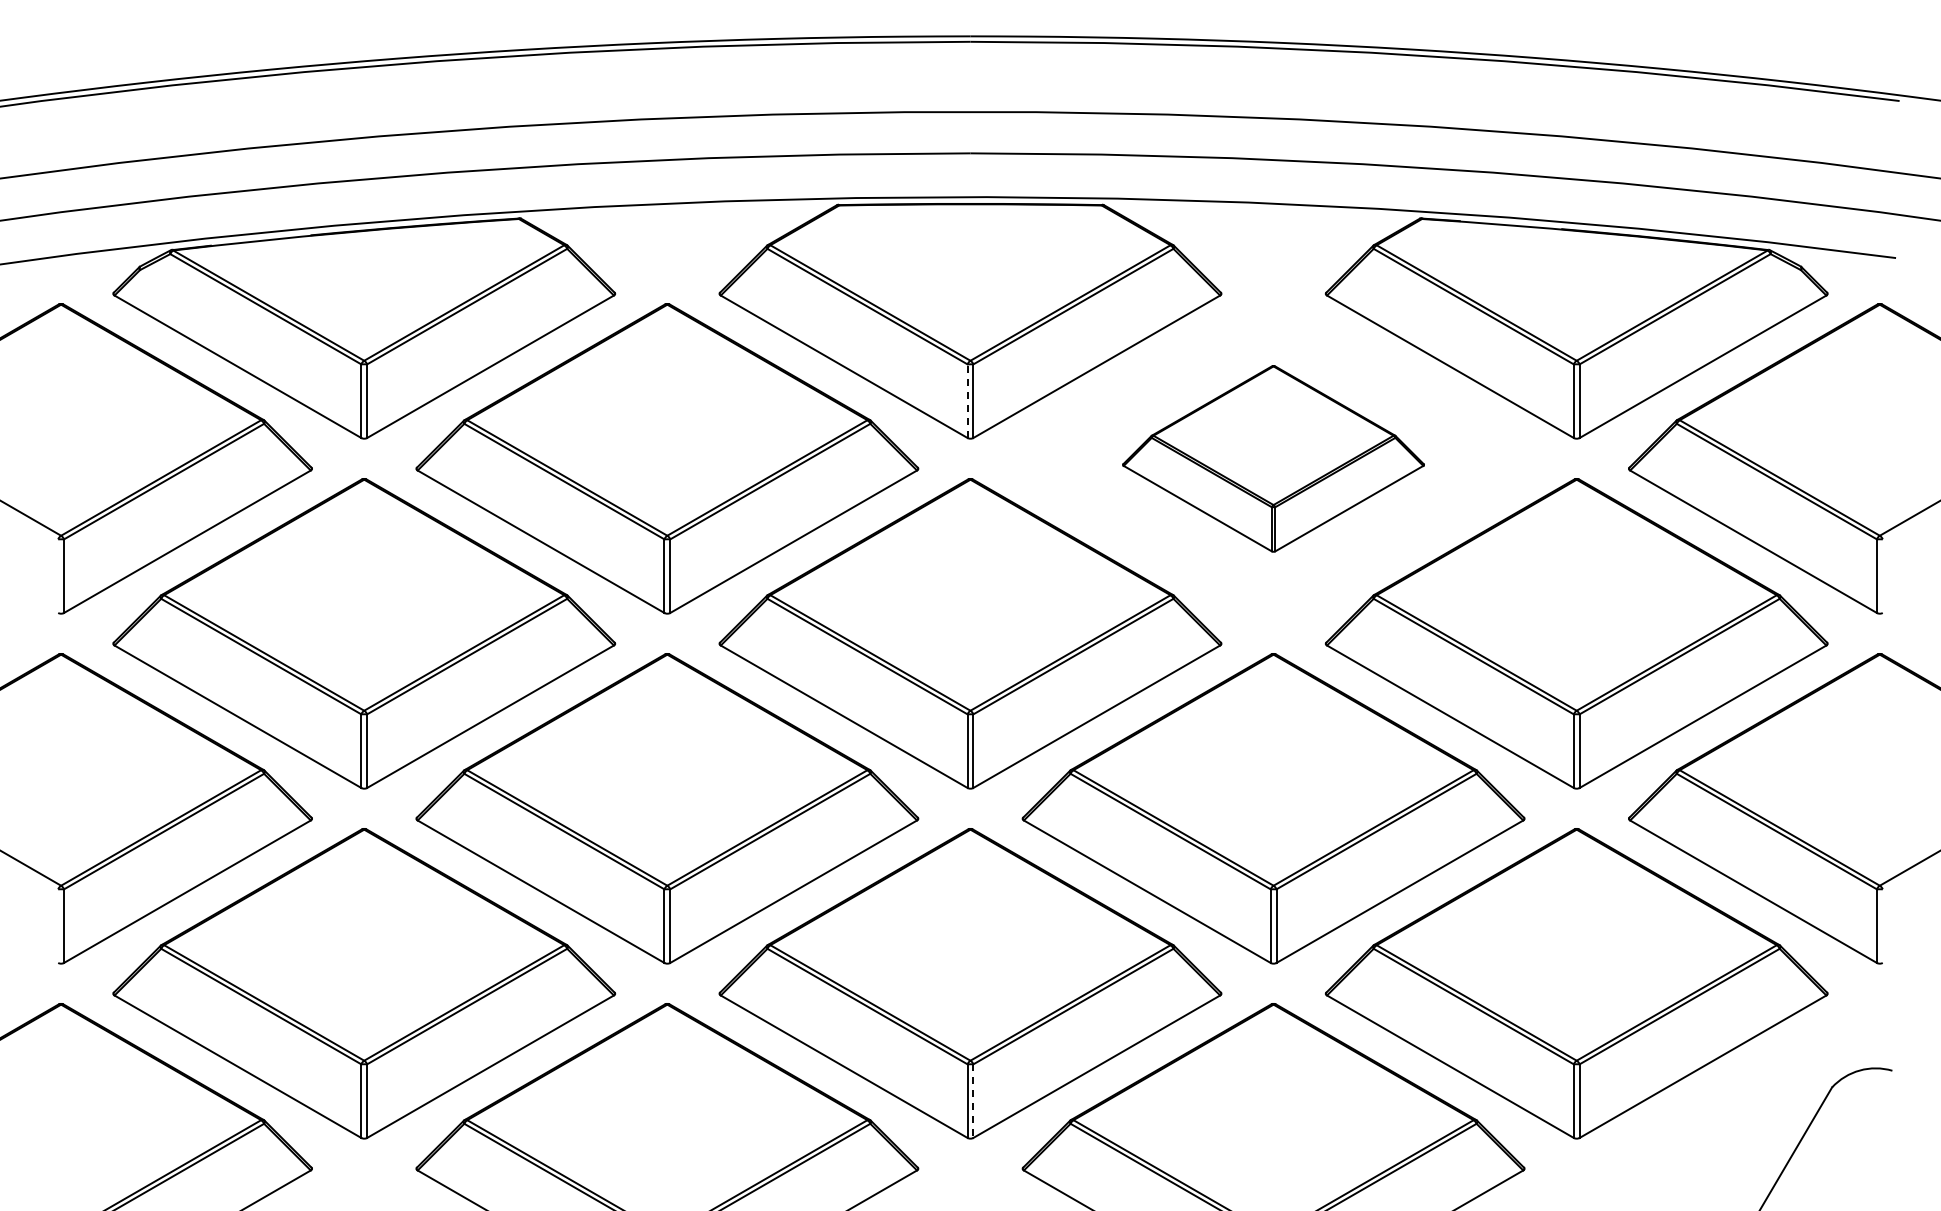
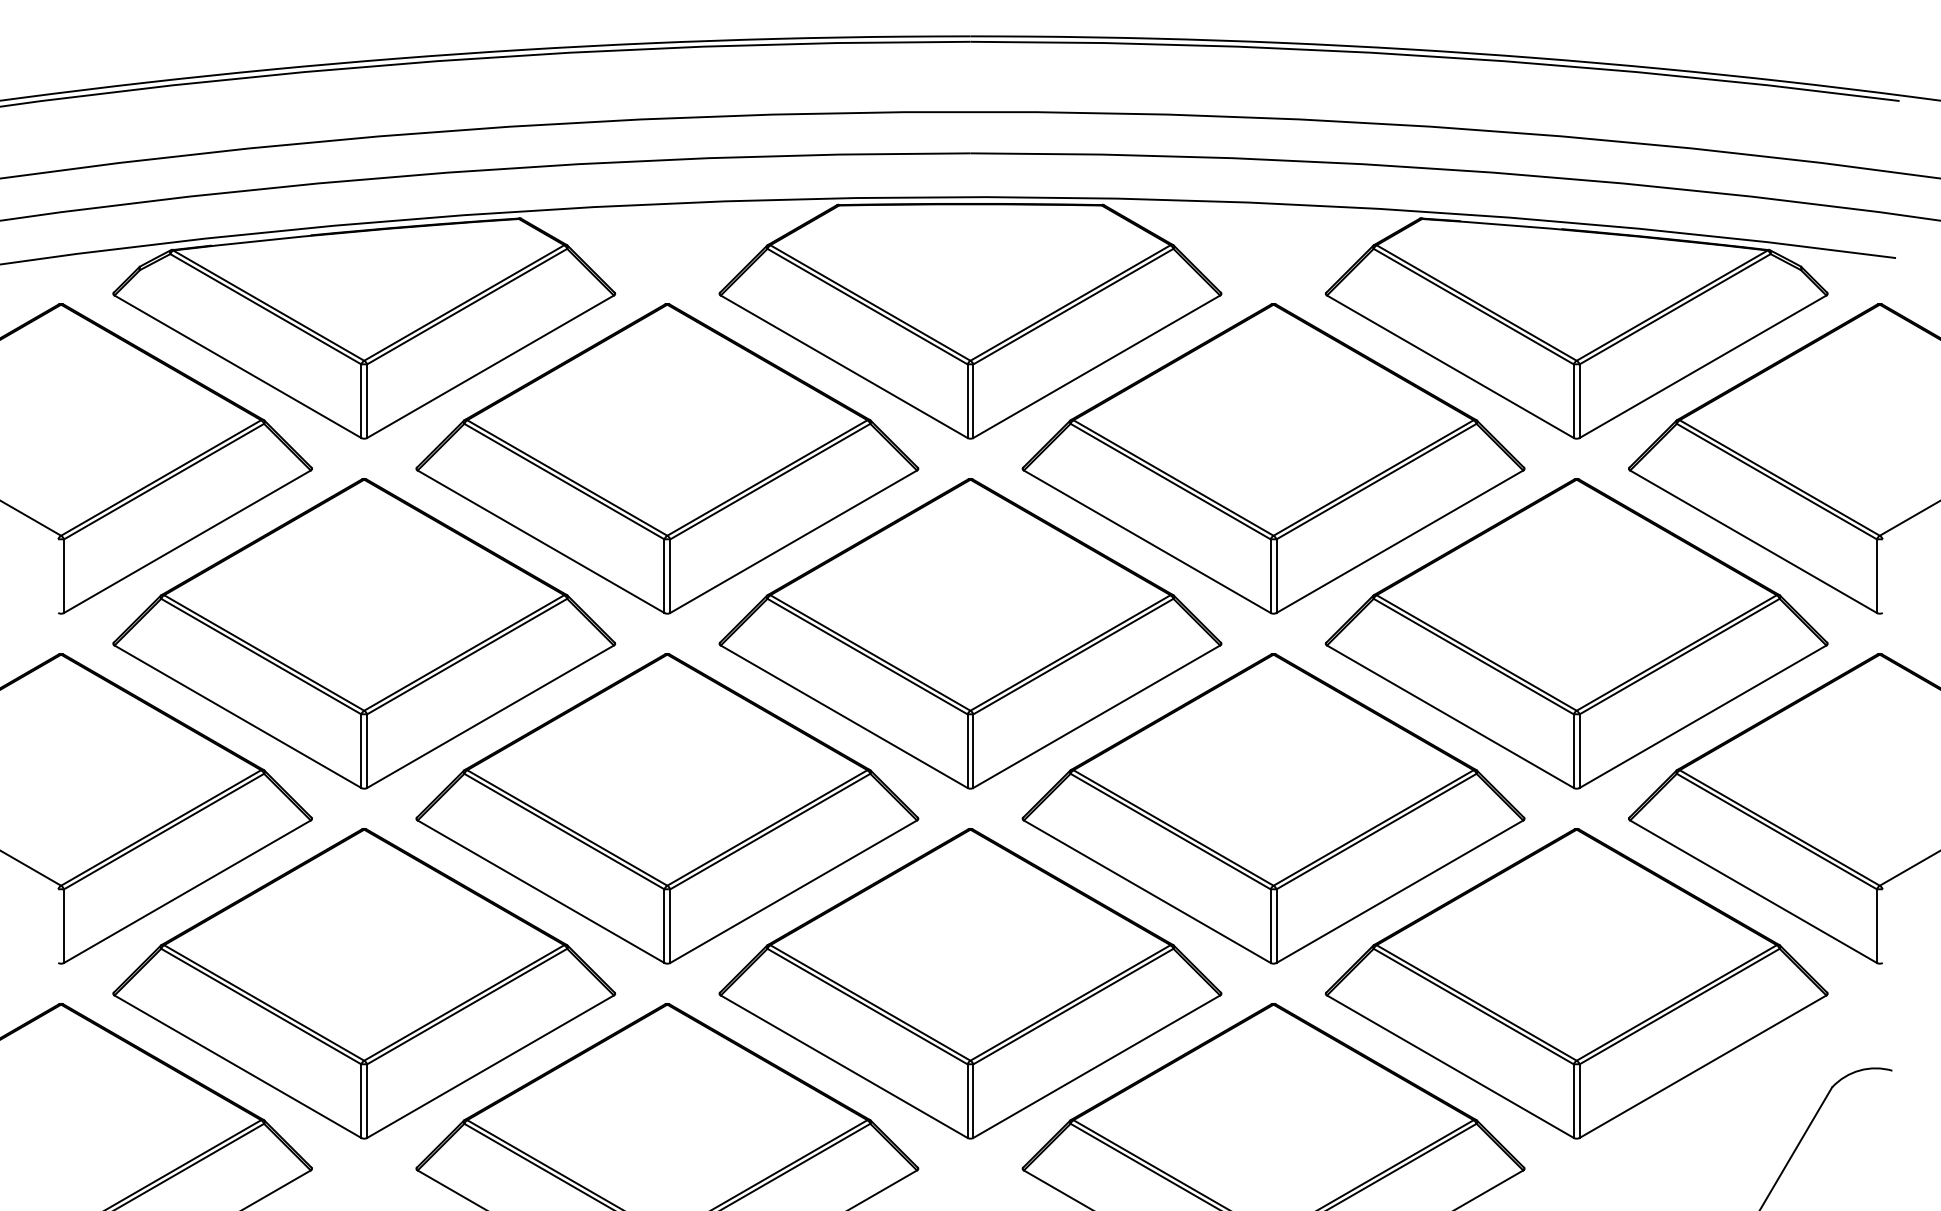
line: dashed -> solid (967, 401)
part size: 303x188 px -> 505x312 px (1273, 458)
line: dashed -> solid (973, 1101)
